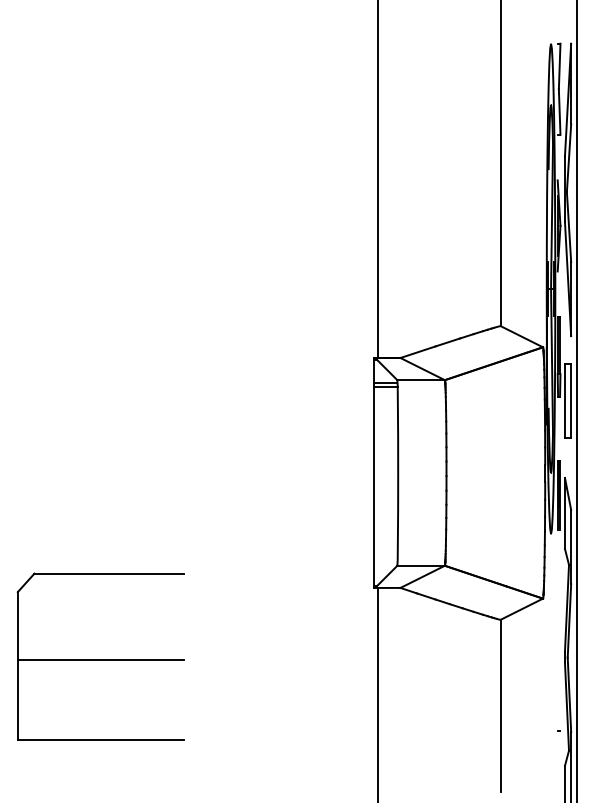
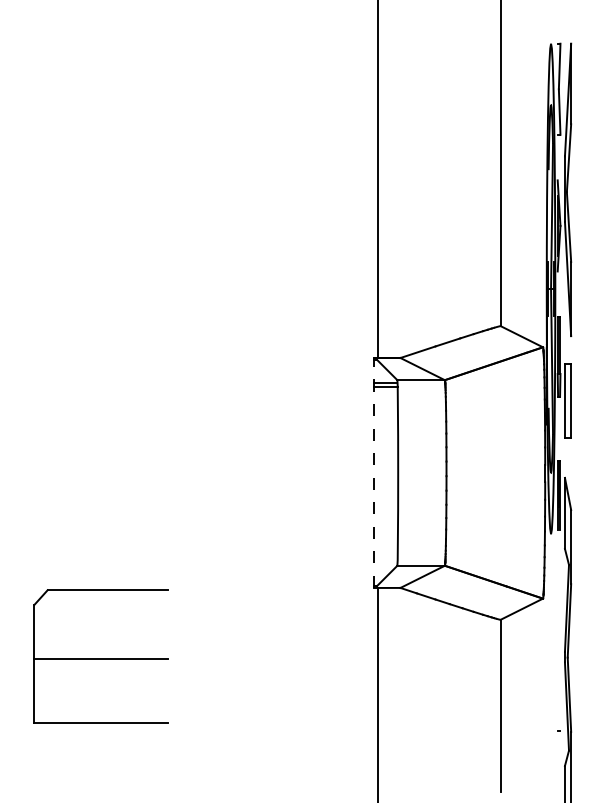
line: present -> none (576, 400)
line: solid -> dashed (374, 472)
part size: 169x169 px -> 136x135 px (100, 656)
